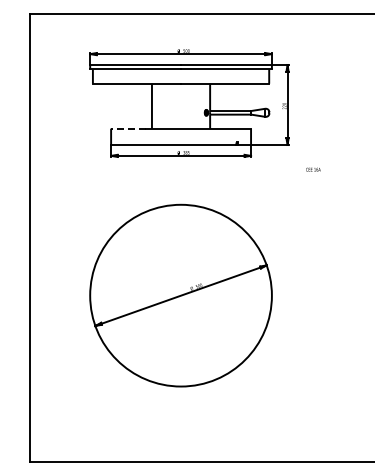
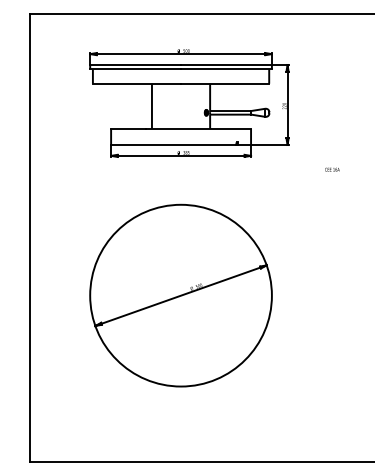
line: dashed -> solid (128, 128)
text position: (313, 169) -> (332, 169) (332, 169)
